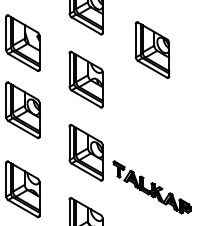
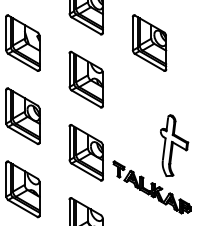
part position: (152, 49) -> (149, 42) (149, 42)
part position: (22, 109) -> (22, 115) (22, 115)
part: none -> present (174, 145)
